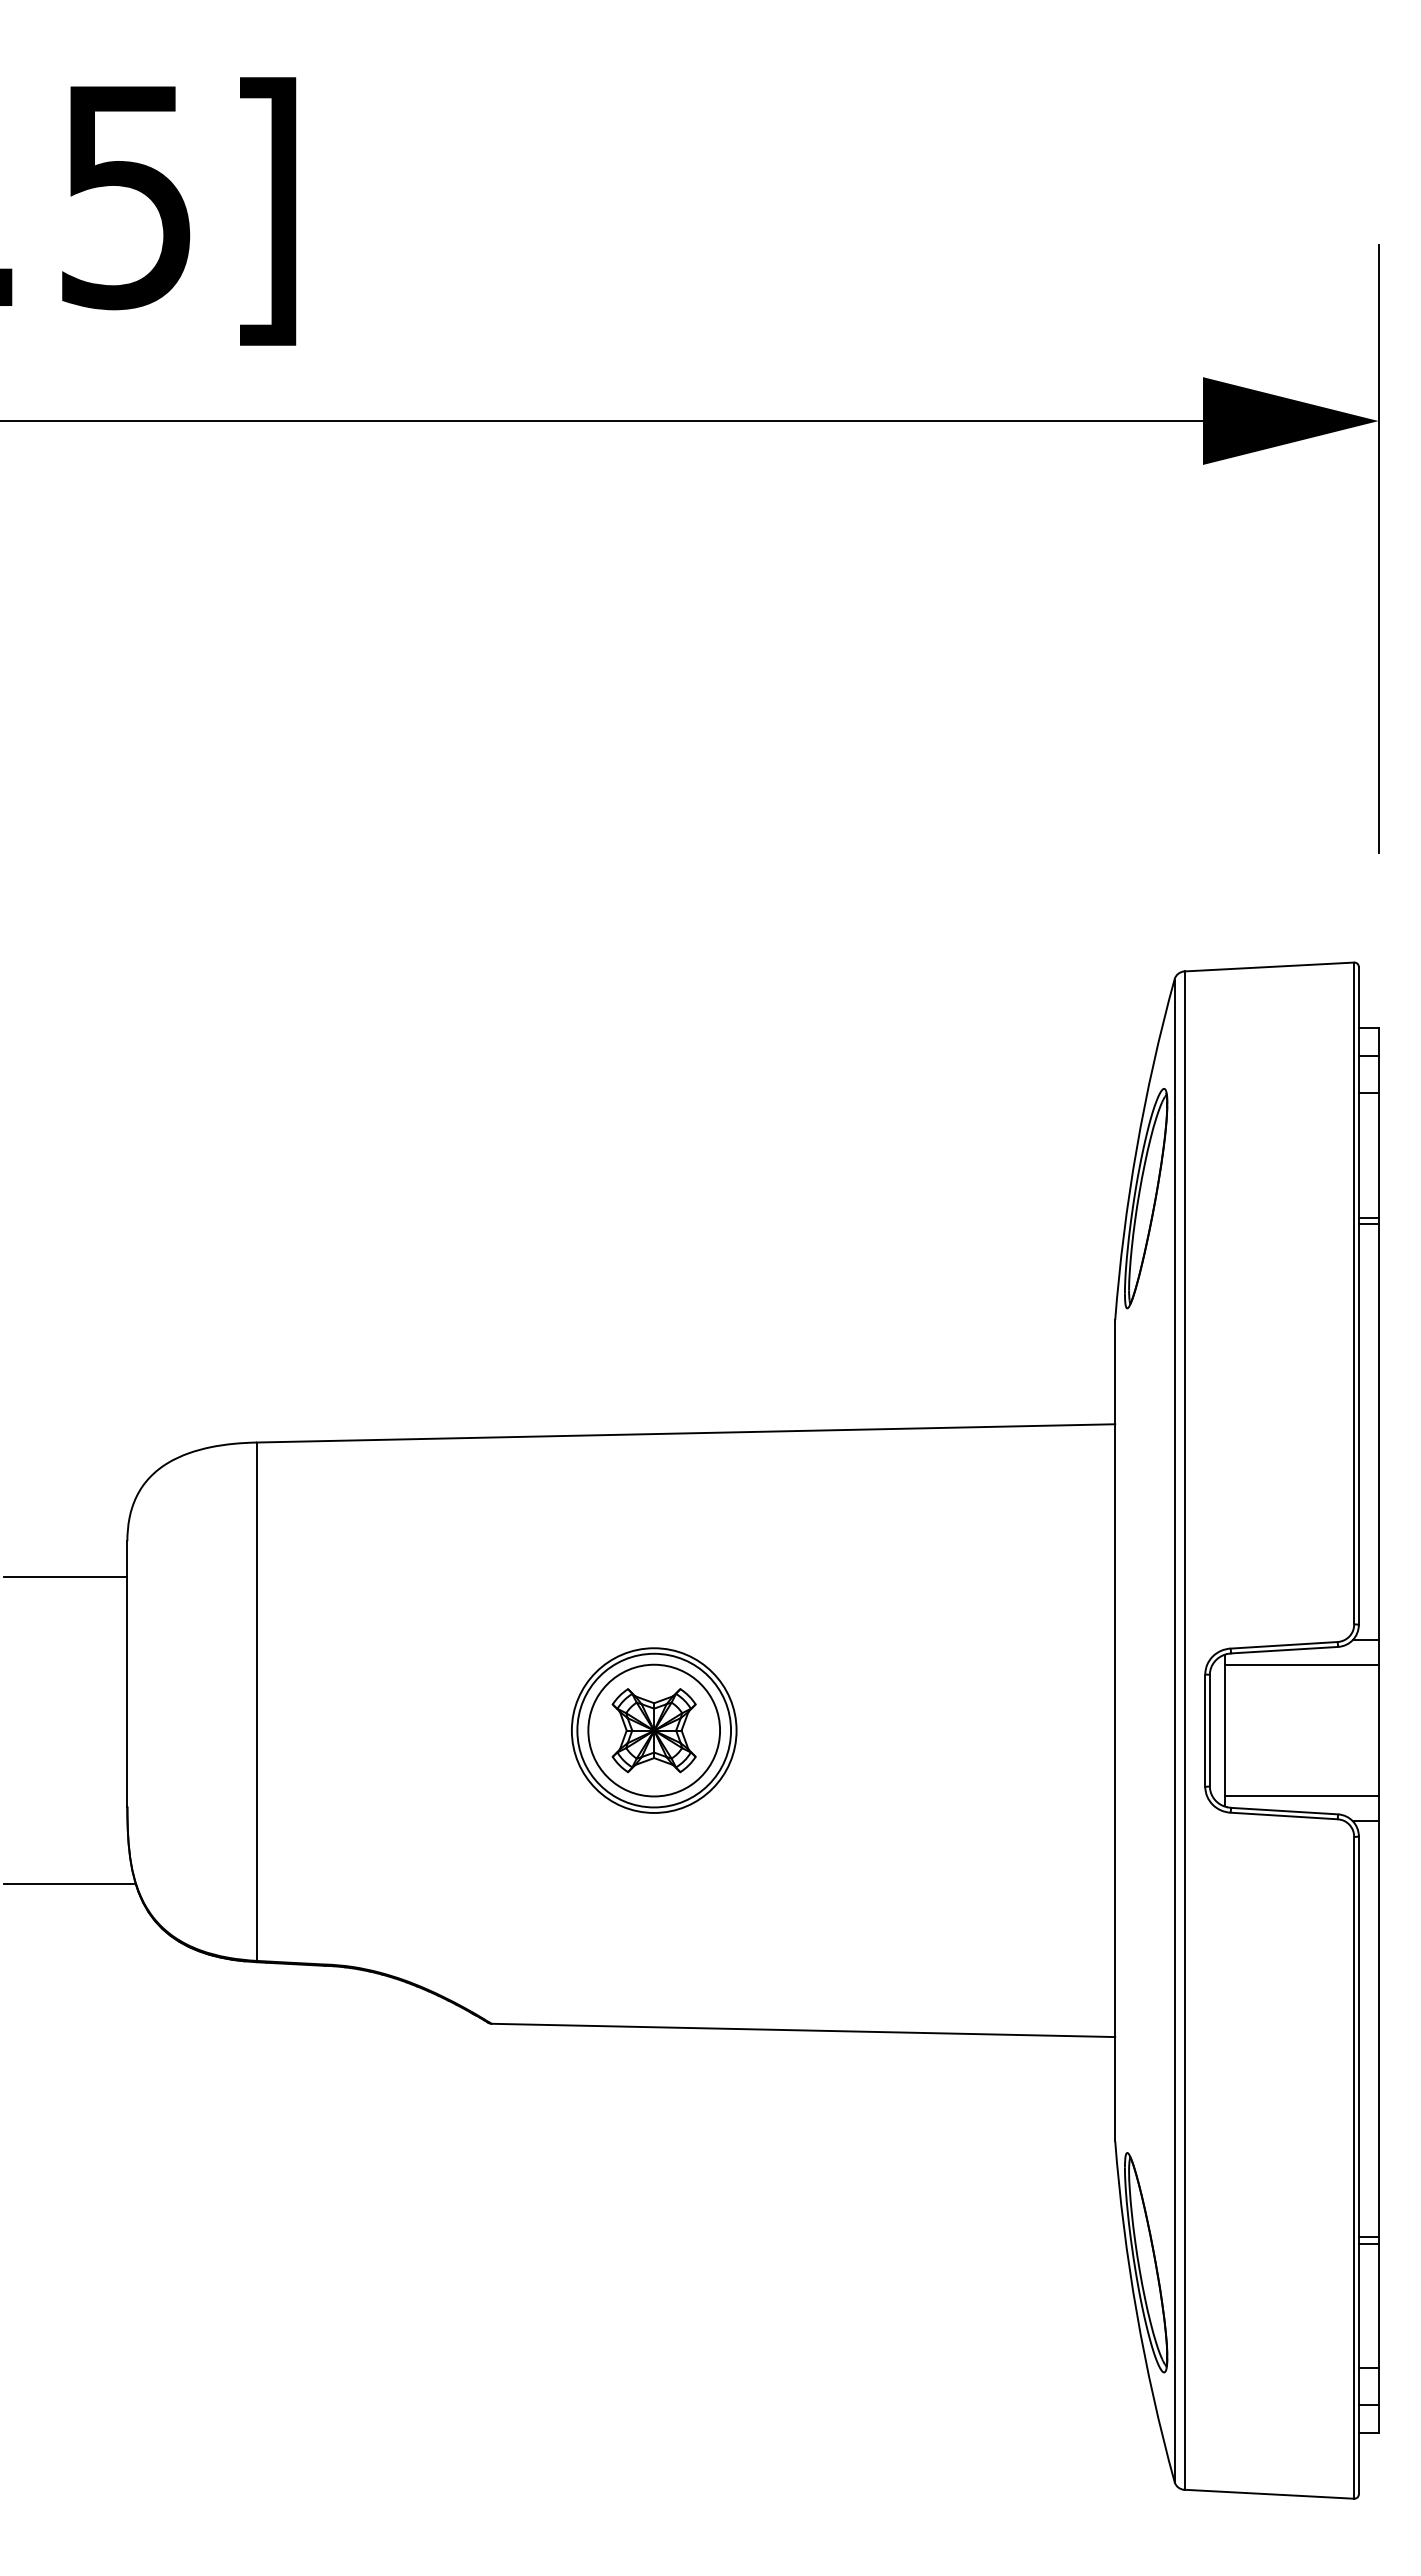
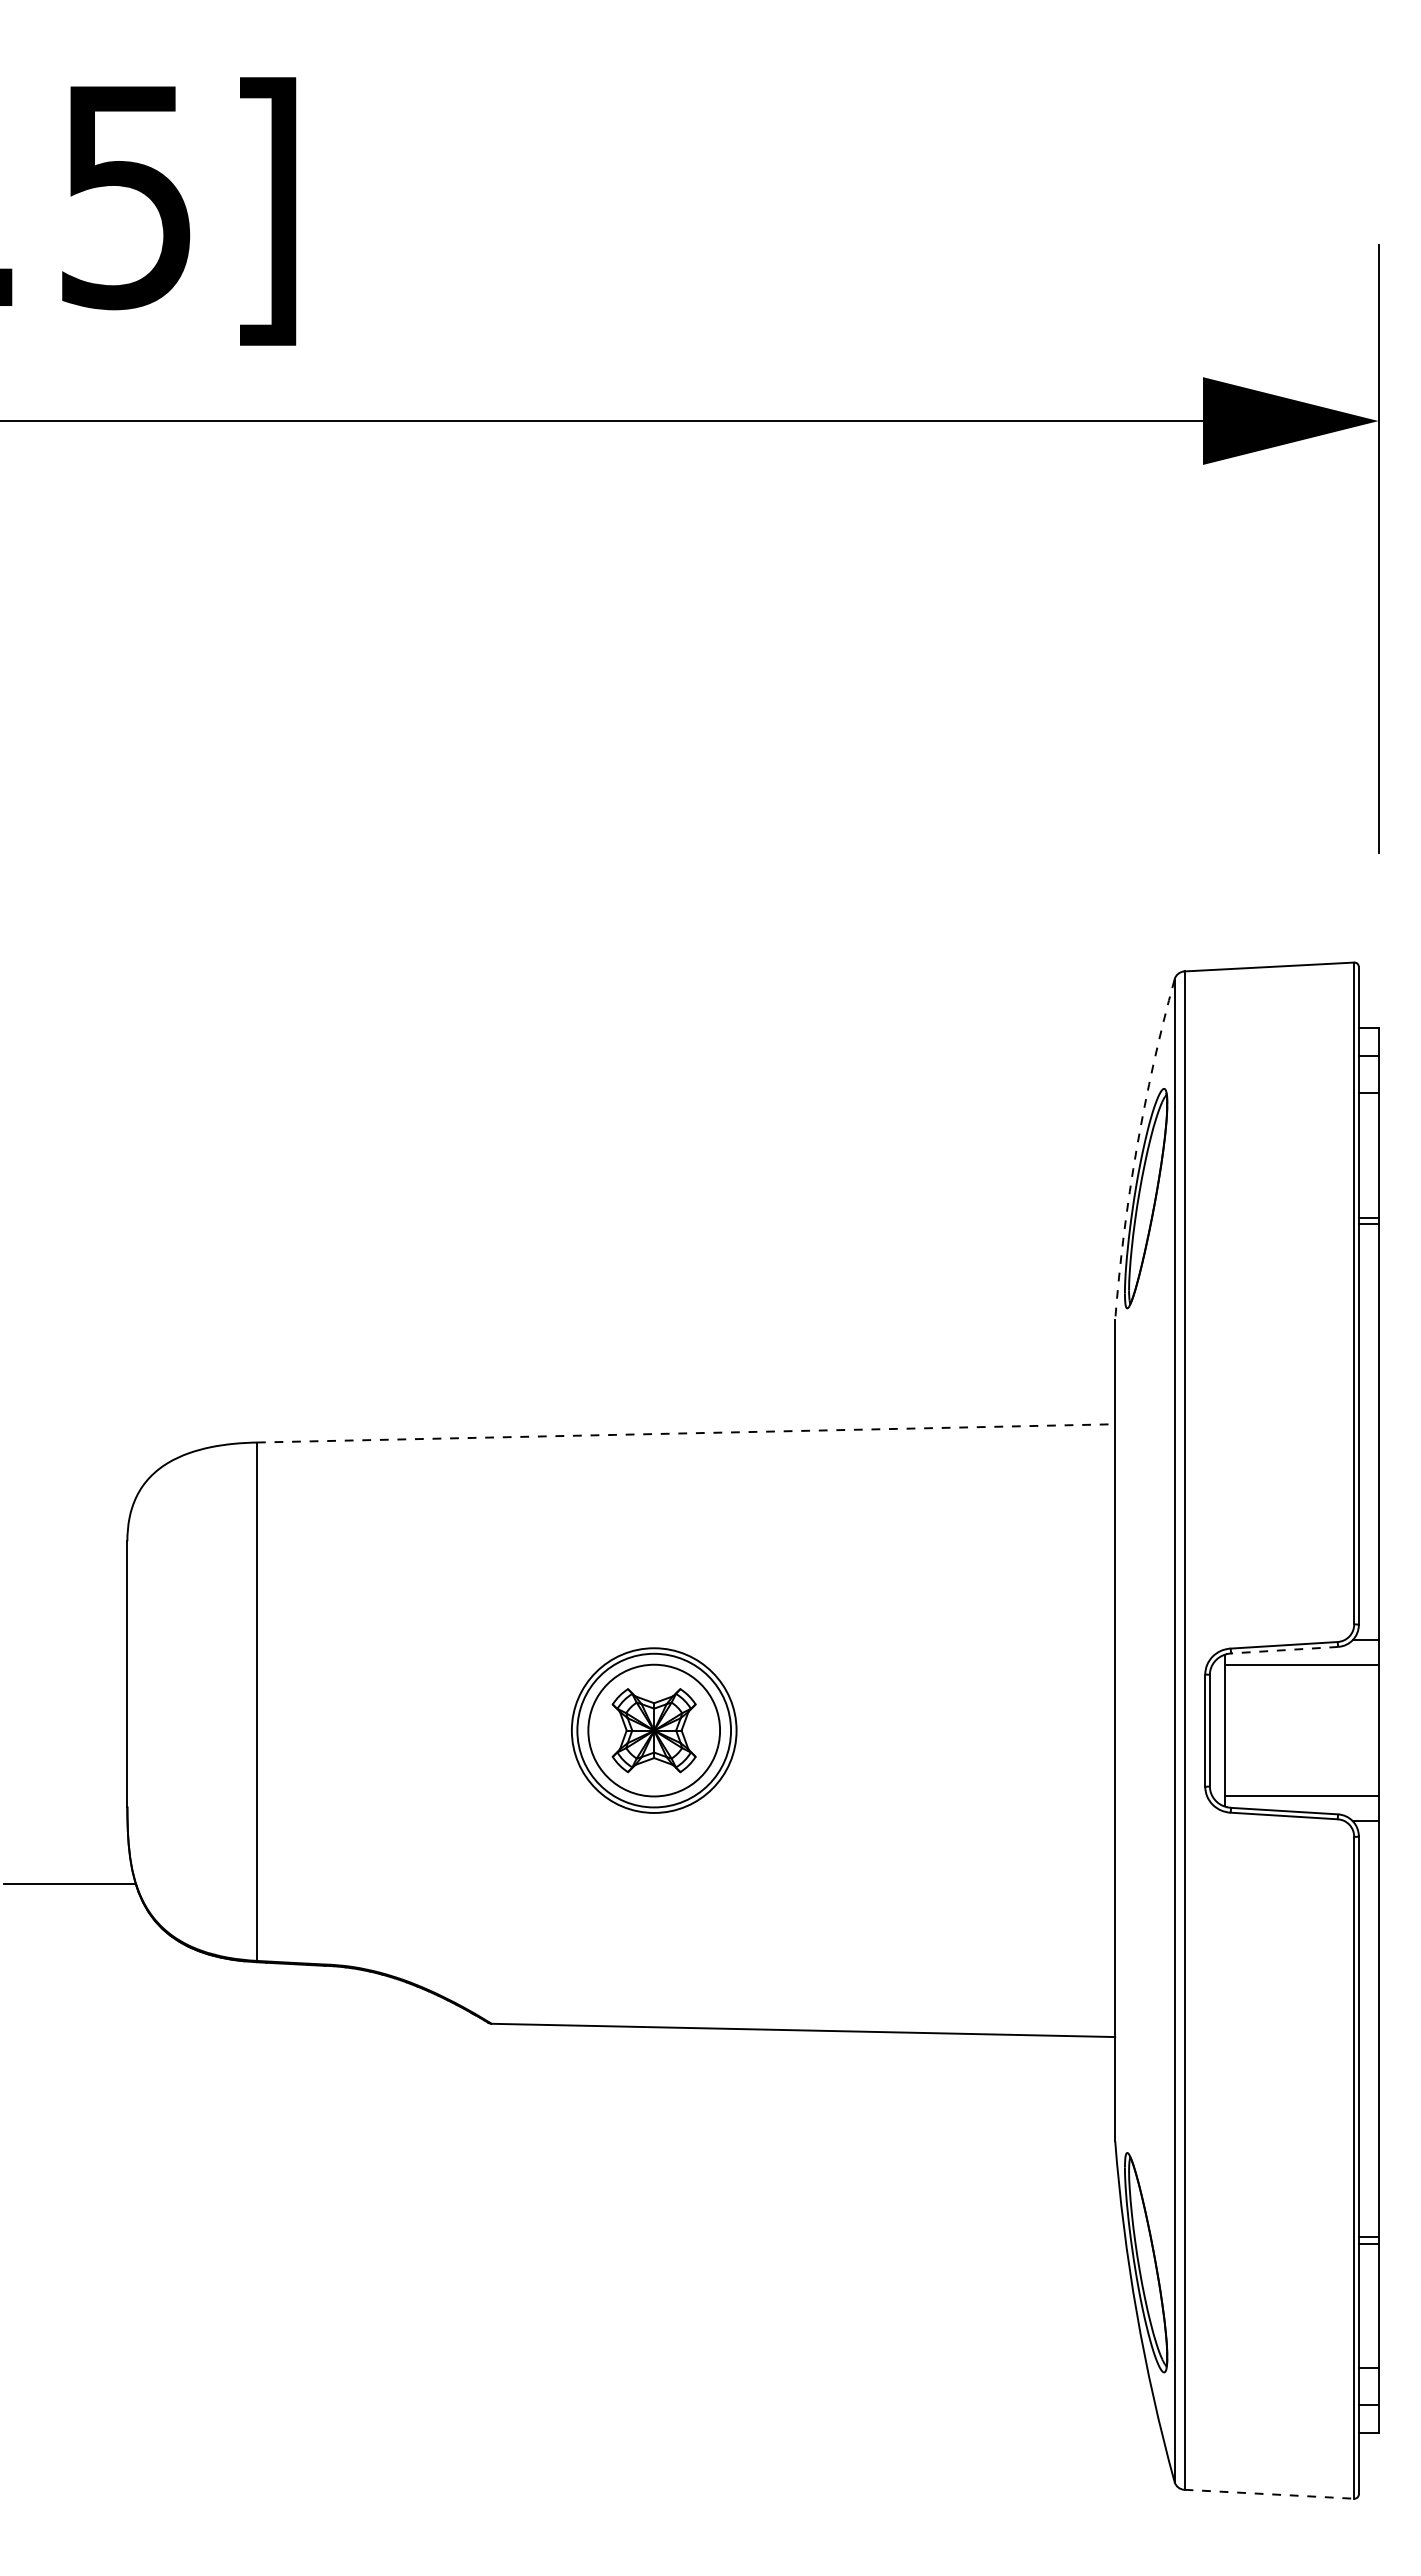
arc: solid -> dashed (1136, 1148)
line: solid -> dashed (686, 1433)
line: present -> none (65, 1576)
line: solid -> dashed (1284, 1650)
line: solid -> dashed (1269, 2494)
